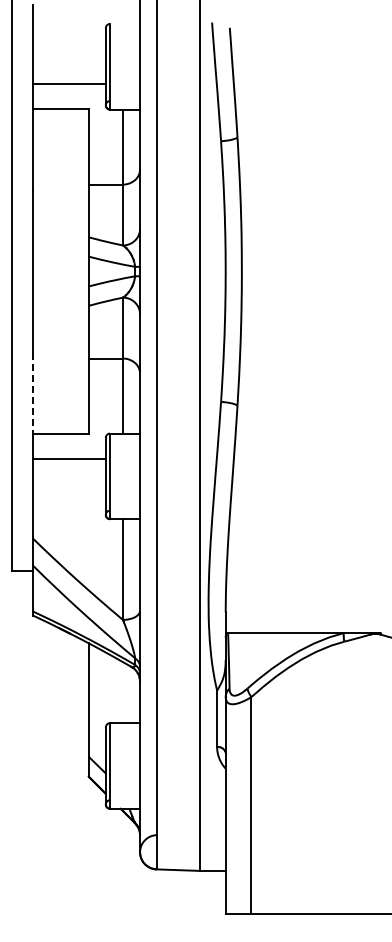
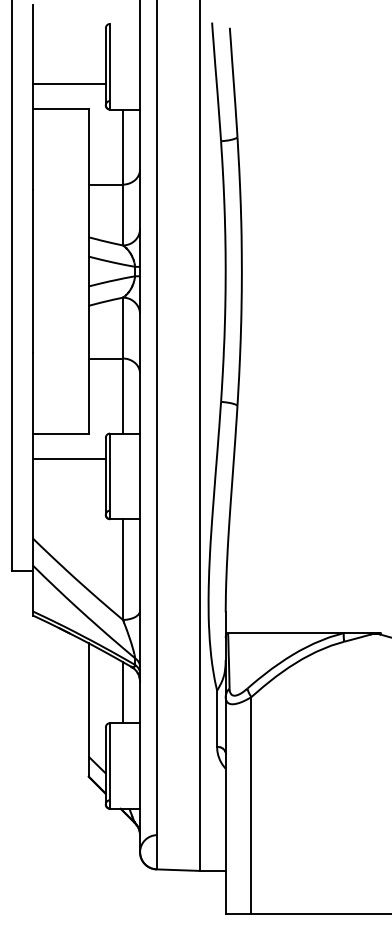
line: dashed -> solid (33, 393)
line: none -> present (122, 692)
